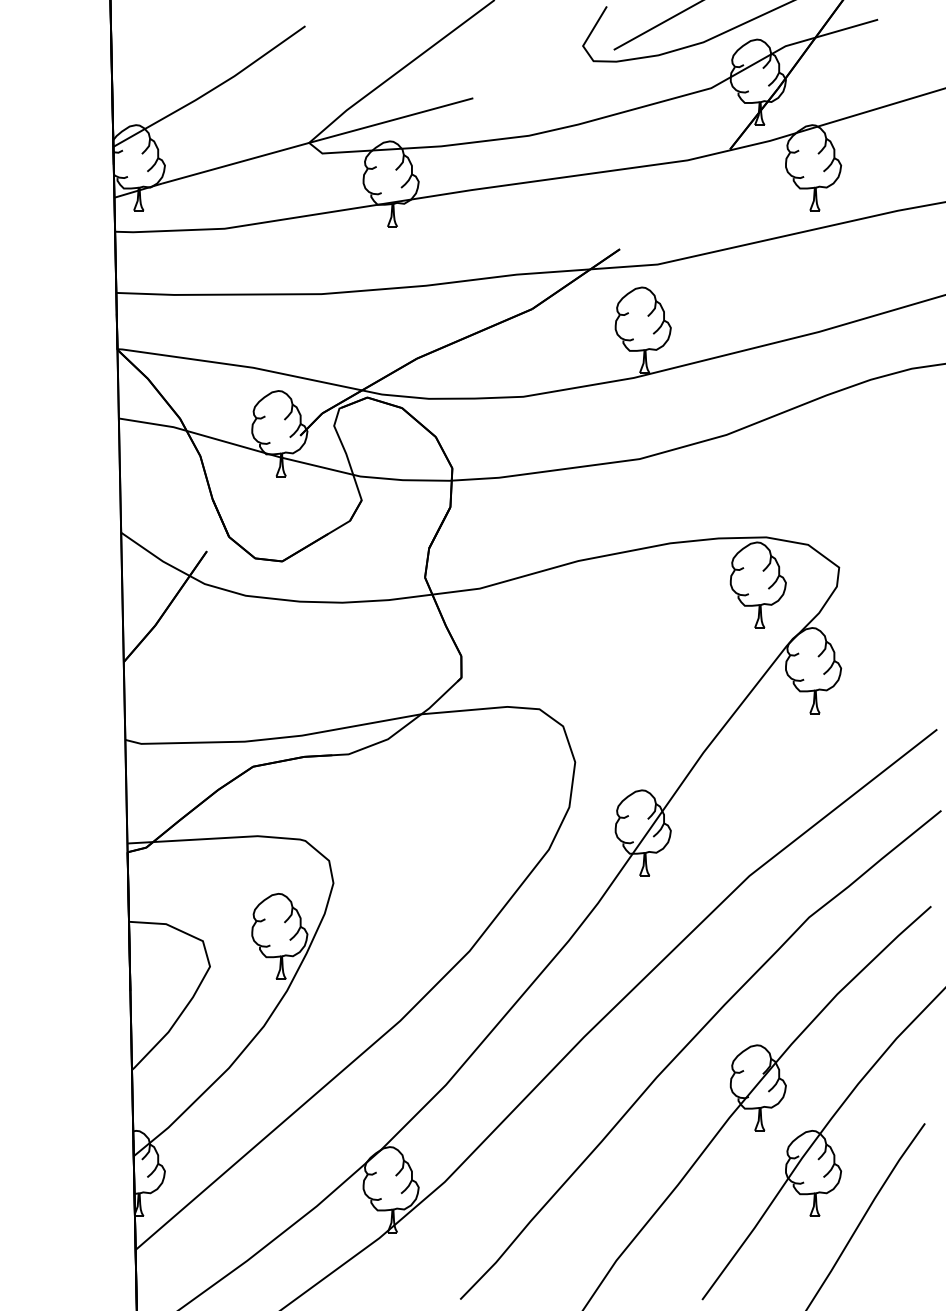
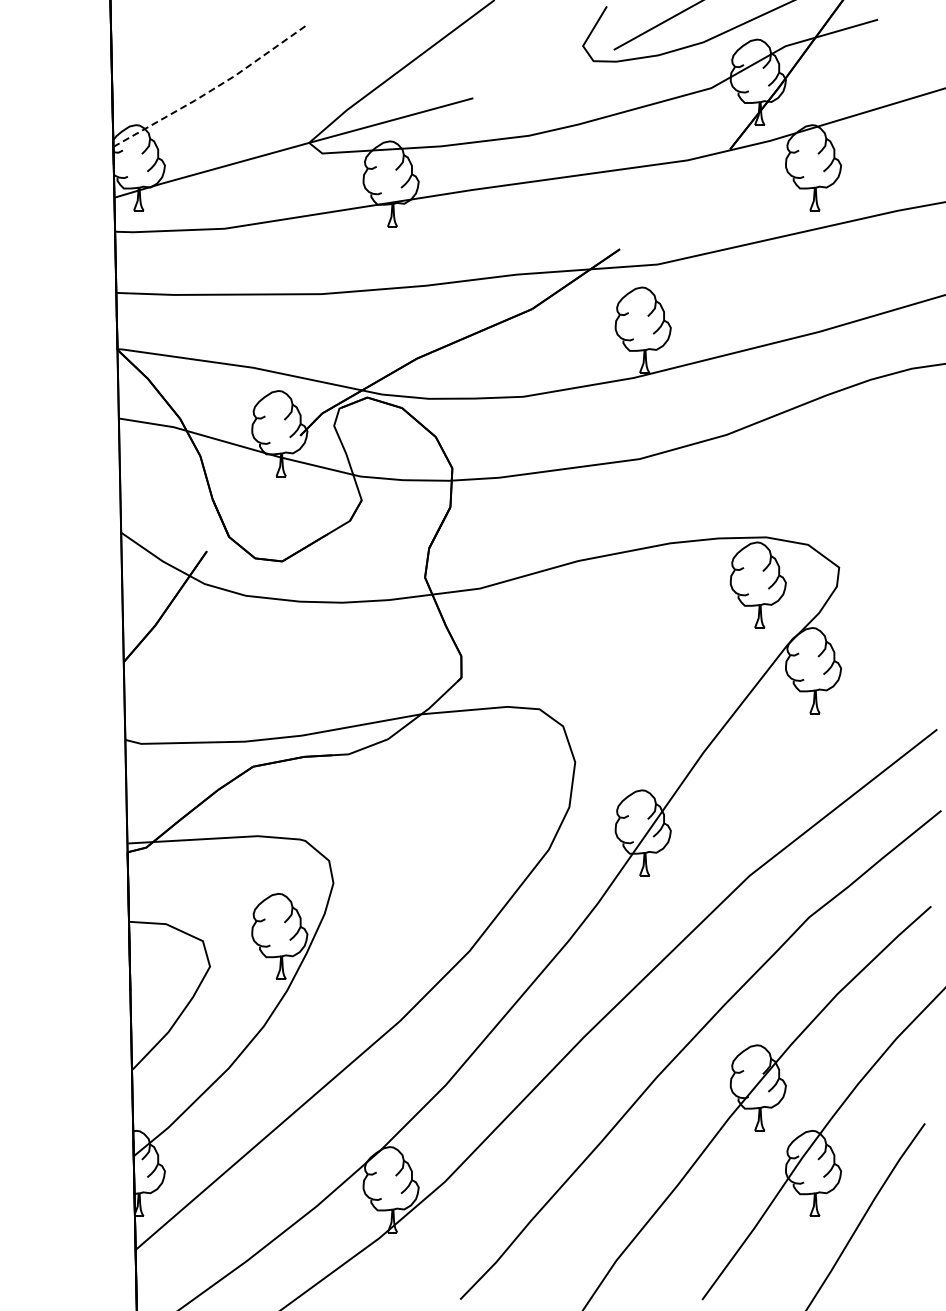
line: solid -> dashed (211, 90)
